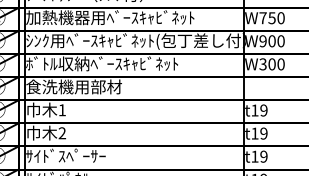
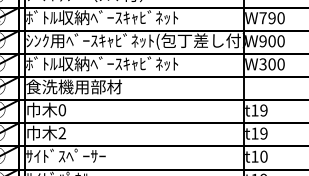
text: 加熱機器用ﾍﾞｰｽｷｬﾋﾞﾈｯﾄ -> ﾎﾞﾄﾙ収納ﾍﾞｰｽｷｬﾋﾞﾈｯﾄ (110, 17)
text: W750 -> W790 (271, 18)
text: 1 -> 0 (62, 110)
text: t19 -> t10 (263, 156)
